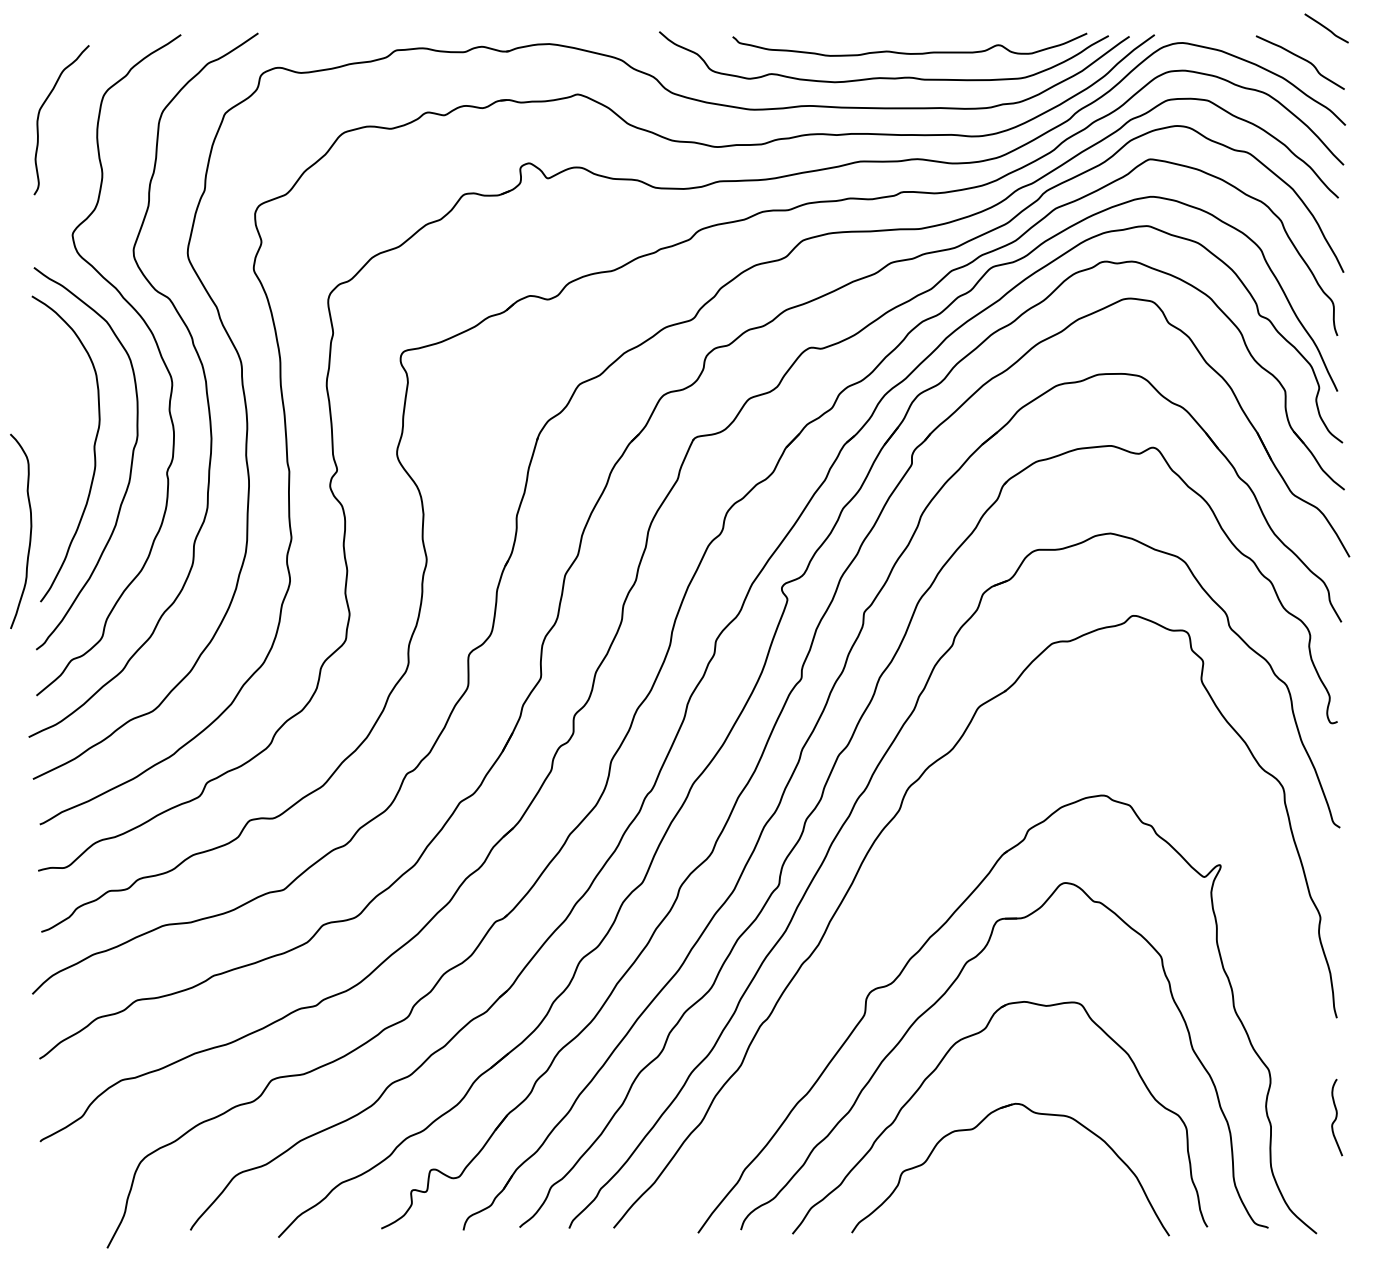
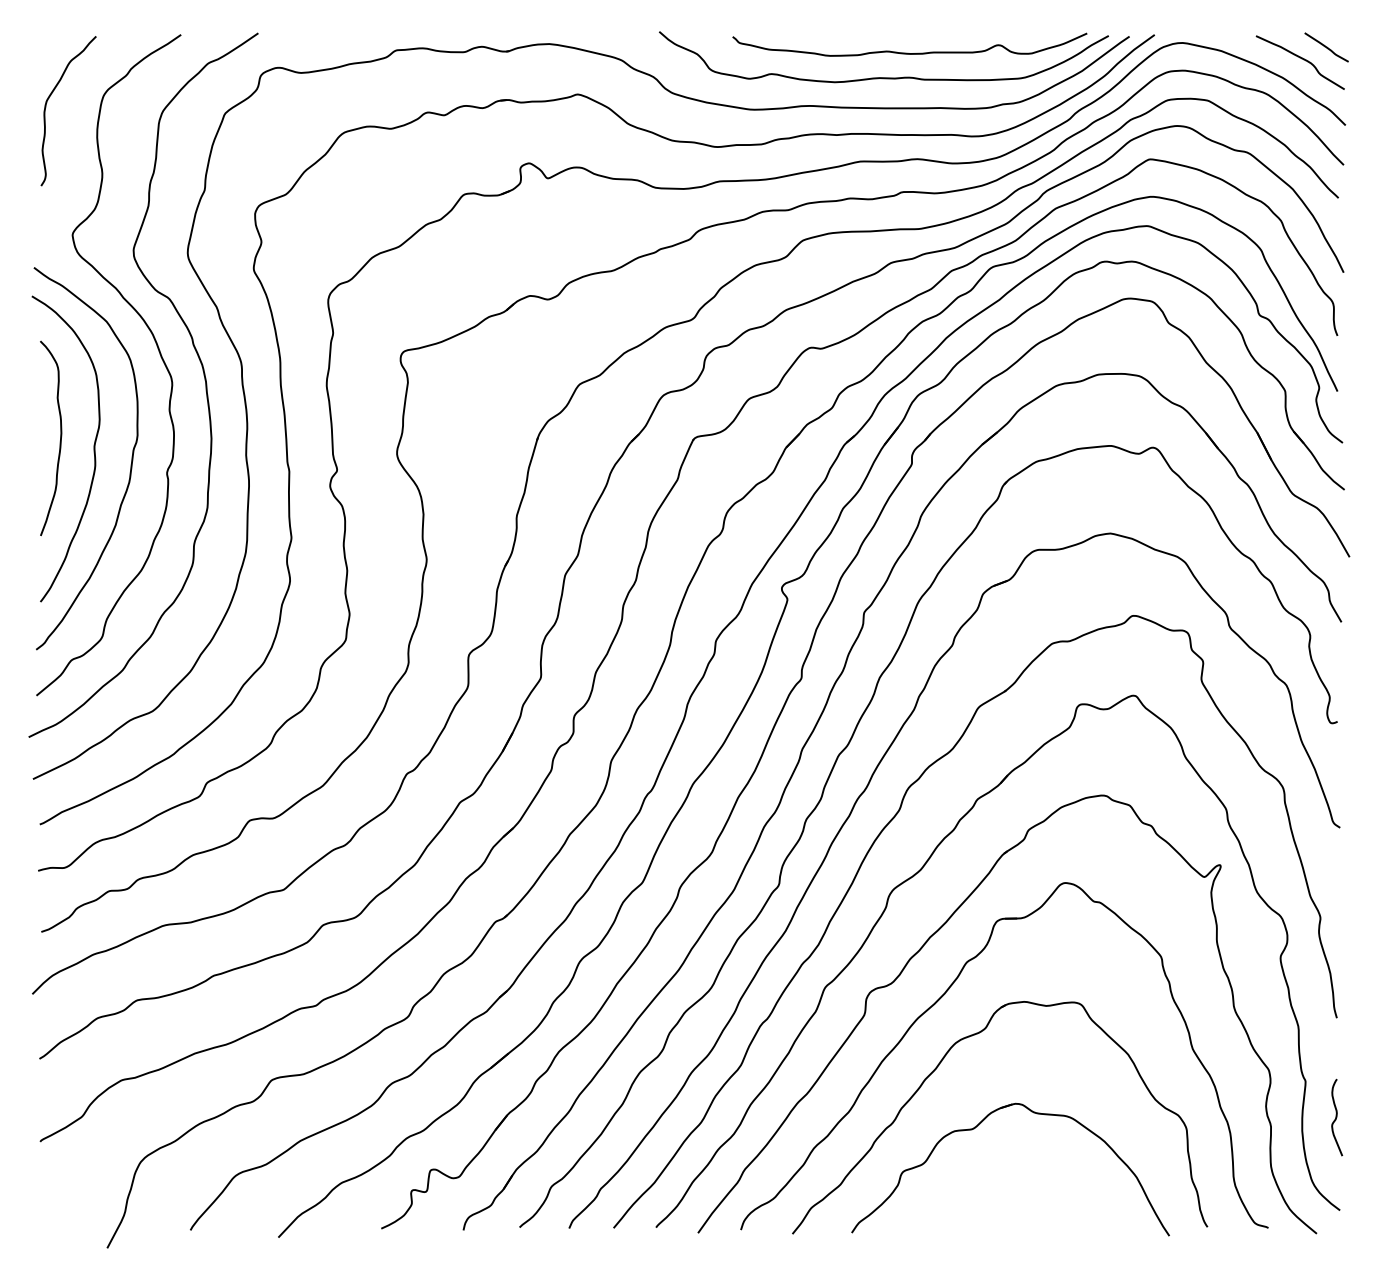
curve position: (1326, 28) -> (1326, 47) (1326, 47)
curve position: (39, 116) -> (46, 107) (46, 107)
curve position: (29, 534) -> (59, 441) (59, 441)
part: none -> present (918, 873)
